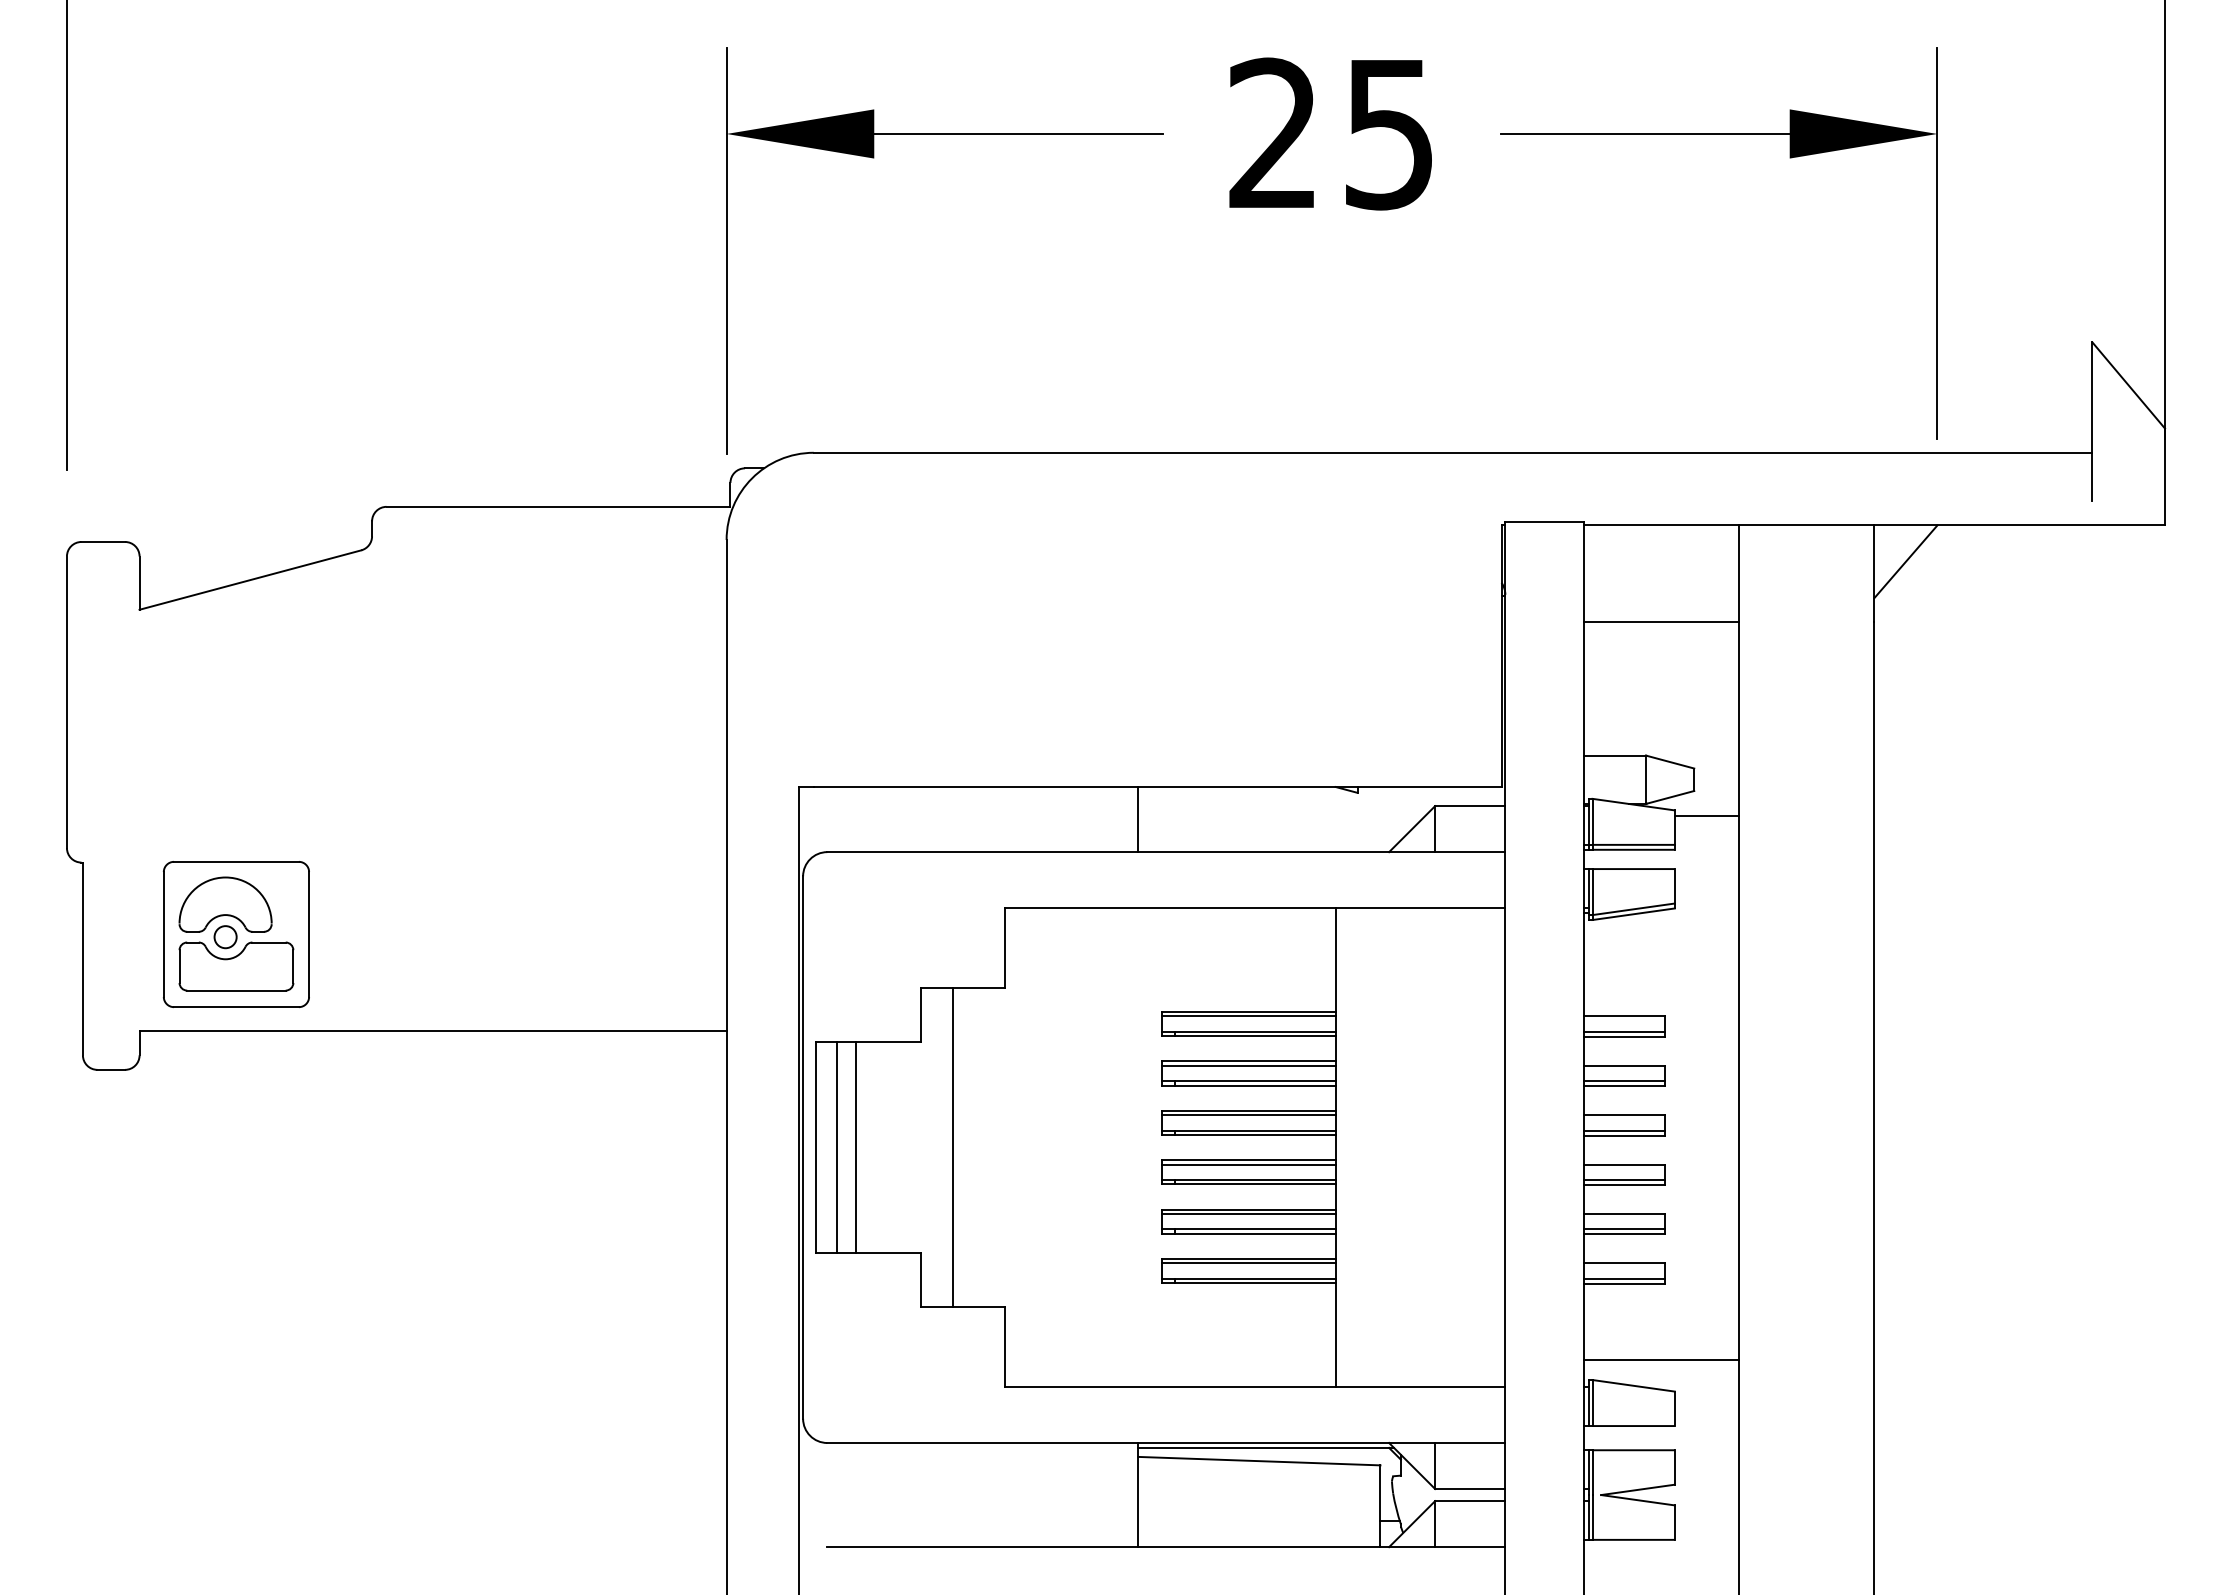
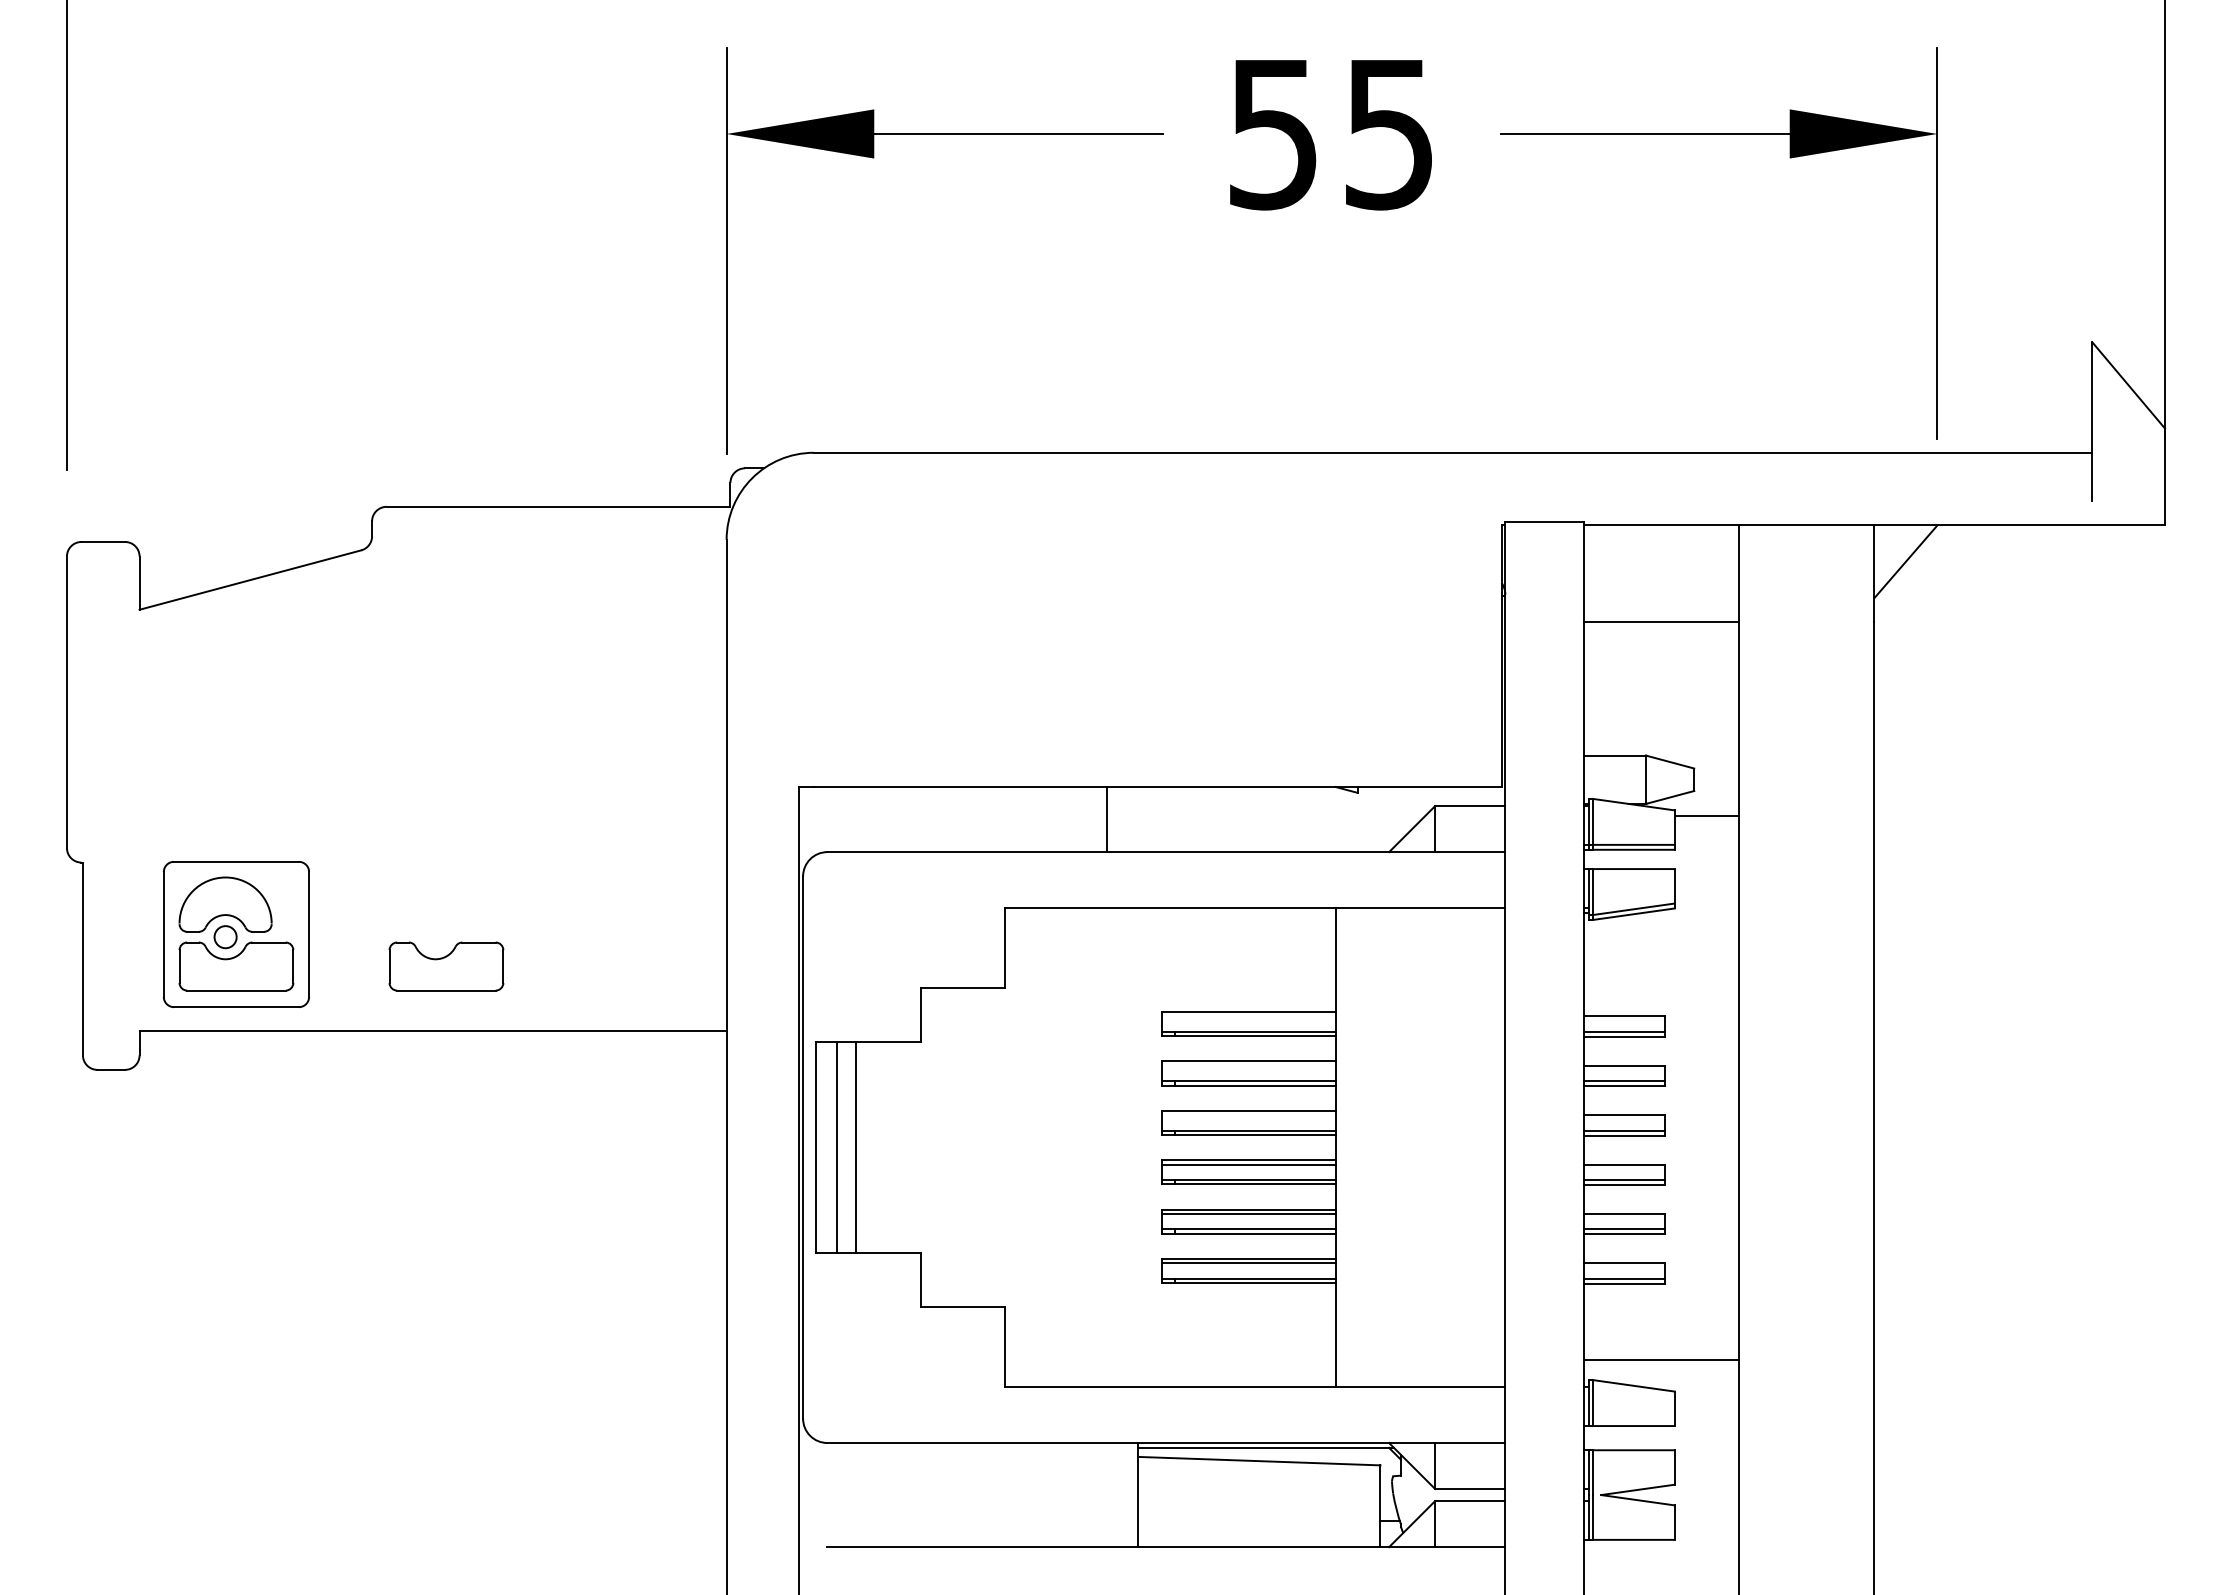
text: 25 -> 55 (1272, 133)
line position: (1138, 819) -> (1107, 819) (1107, 819)
part: none -> present (446, 966)
line: present -> none (1248, 1016)
line: present -> none (1248, 1065)
line: present -> none (1248, 1115)
line: present -> none (953, 1147)
